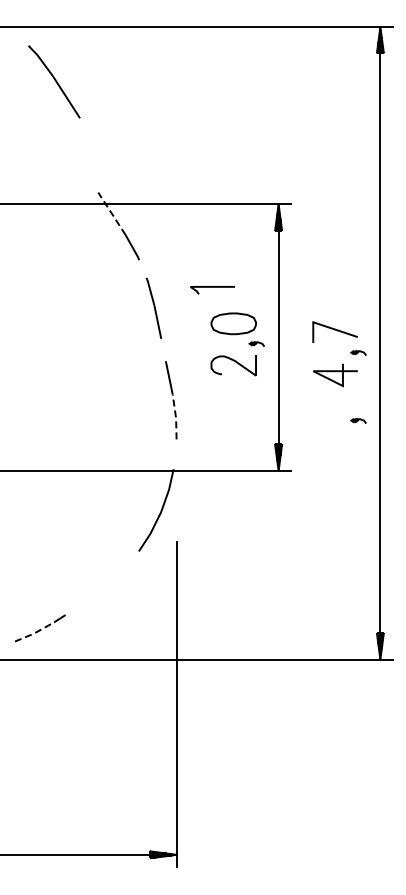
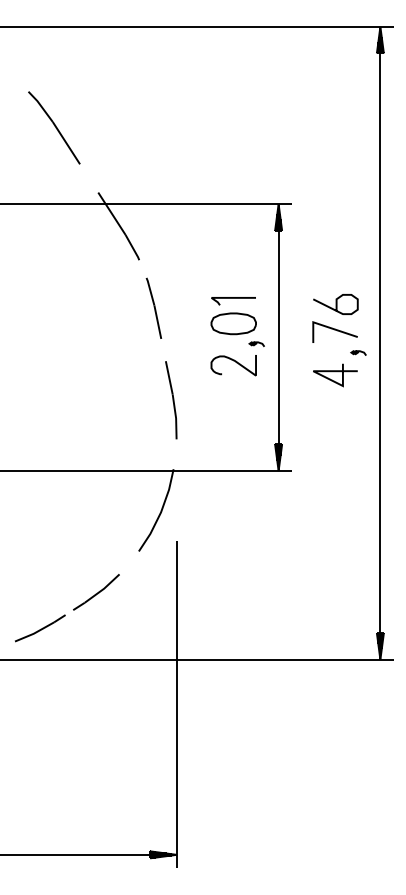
part position: (54, 81) -> (54, 127) (54, 127)
line: dashed -> solid (111, 213)
line position: (212, 287) -> (233, 298) (233, 298)
curve: none -> present (335, 304)
line: dashed -> solid (175, 417)
part: present -> none (358, 420)
part: none -> present (96, 592)
line: dashed -> solid (34, 633)
